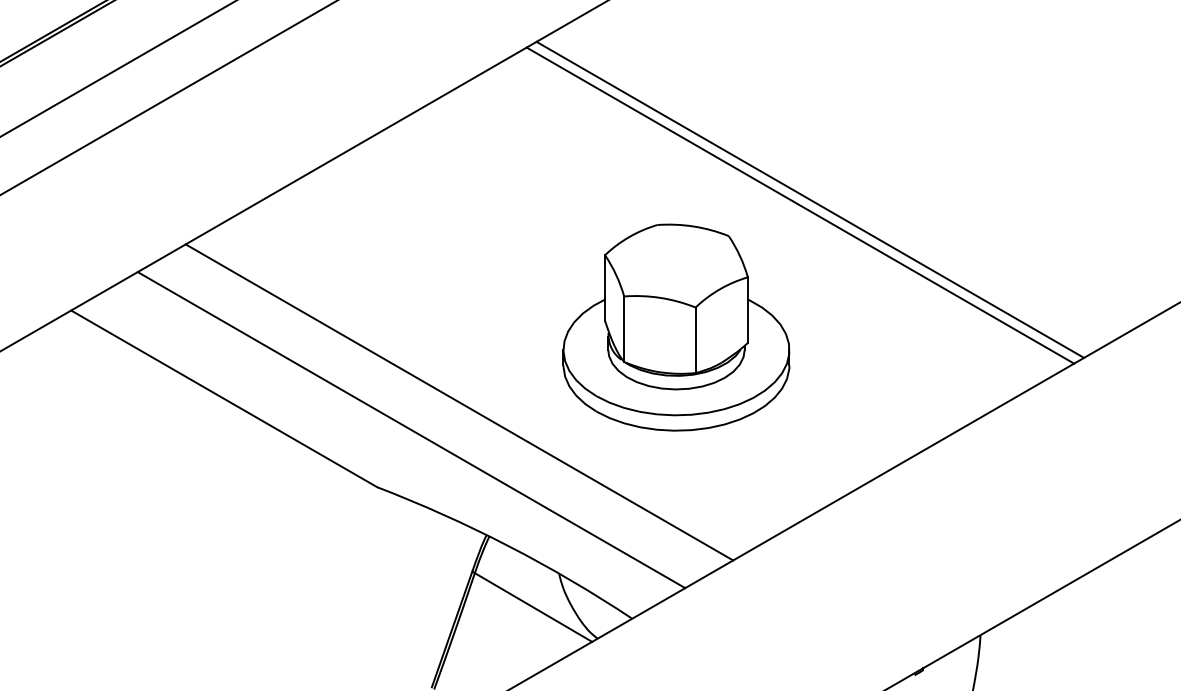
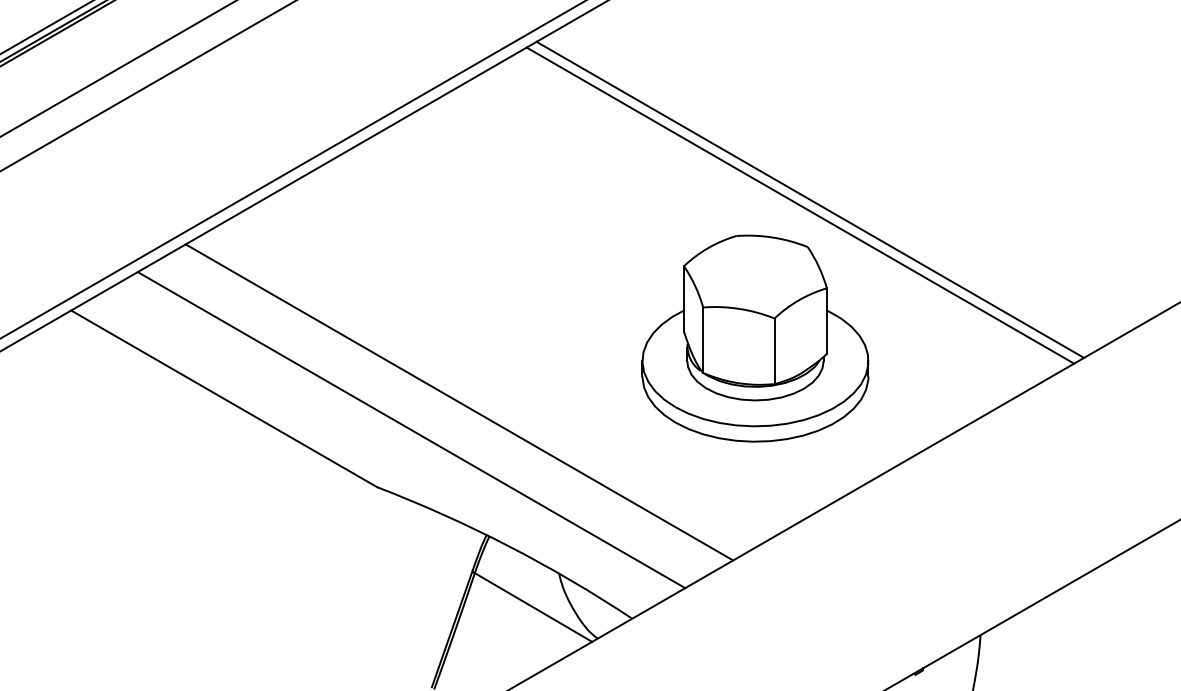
line: none -> present (46, 27)
line position: (168, 97) -> (147, 85) (147, 85)
line: none -> present (292, 169)
part position: (676, 327) -> (755, 338) (755, 338)
